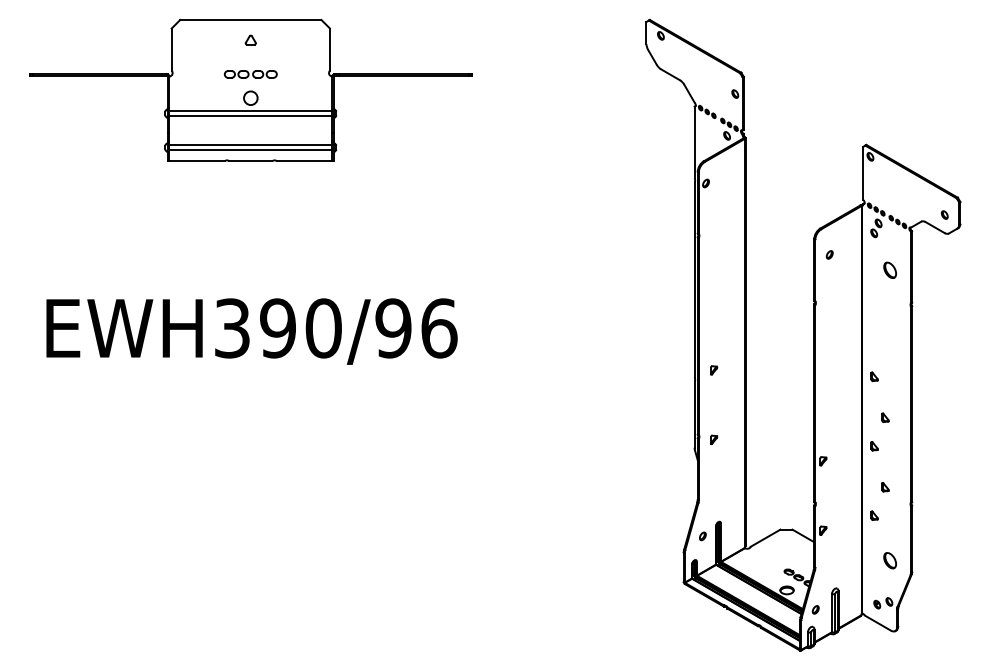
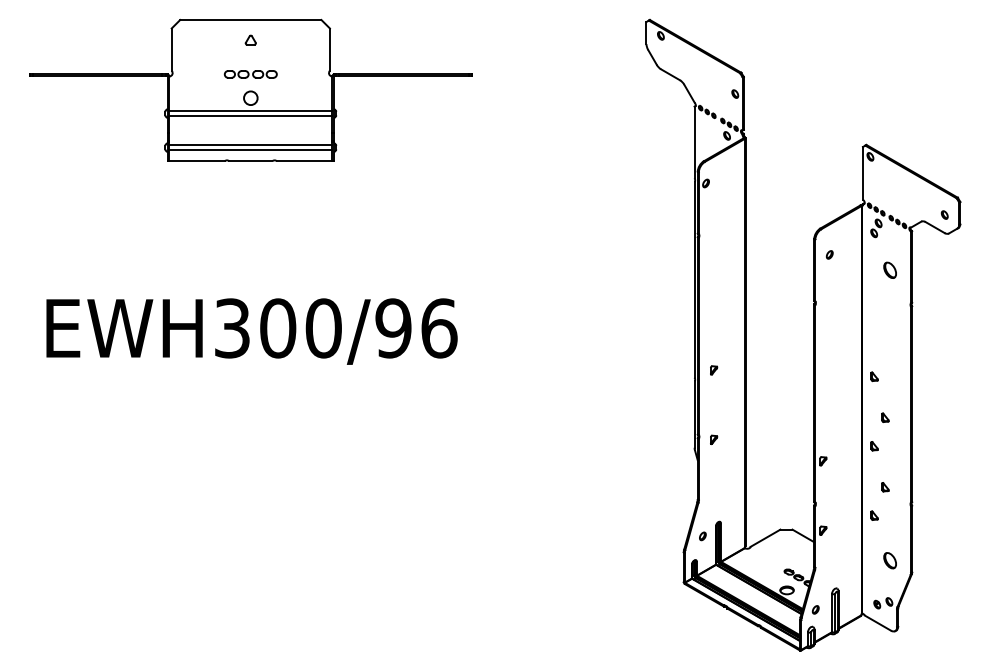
text: EWH390/96 -> EWH300/96 (278, 328)
